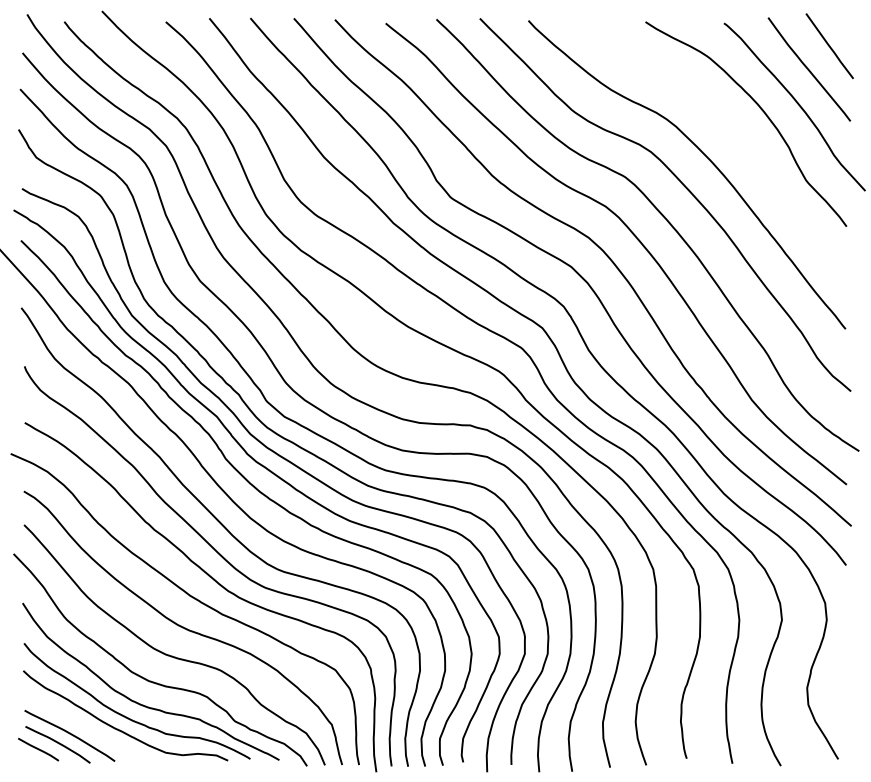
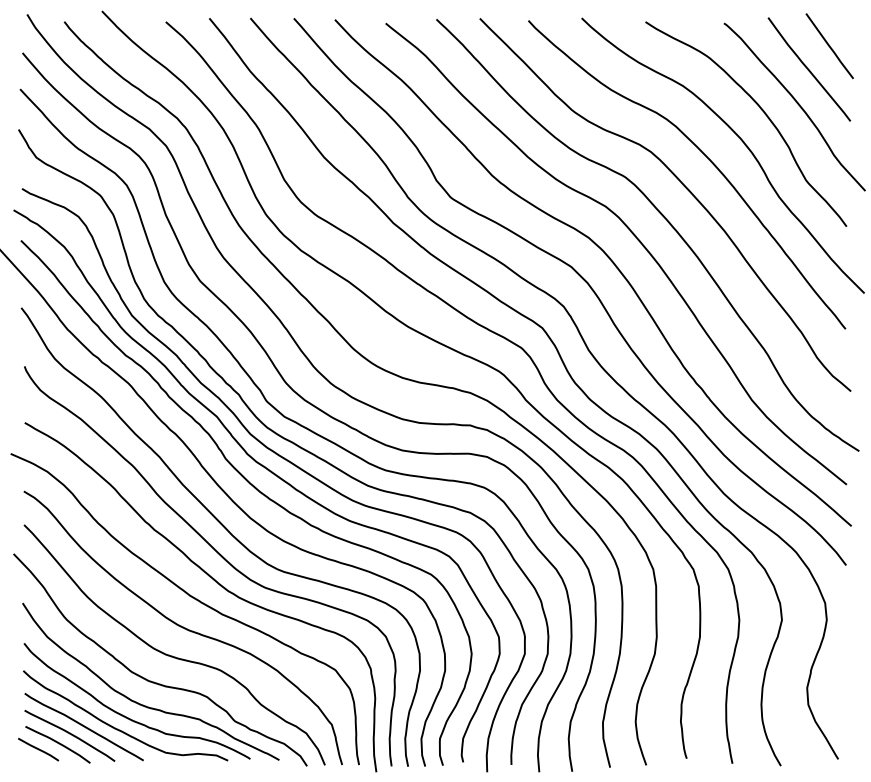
curve: none -> present (740, 140)
curve: none -> present (83, 727)
